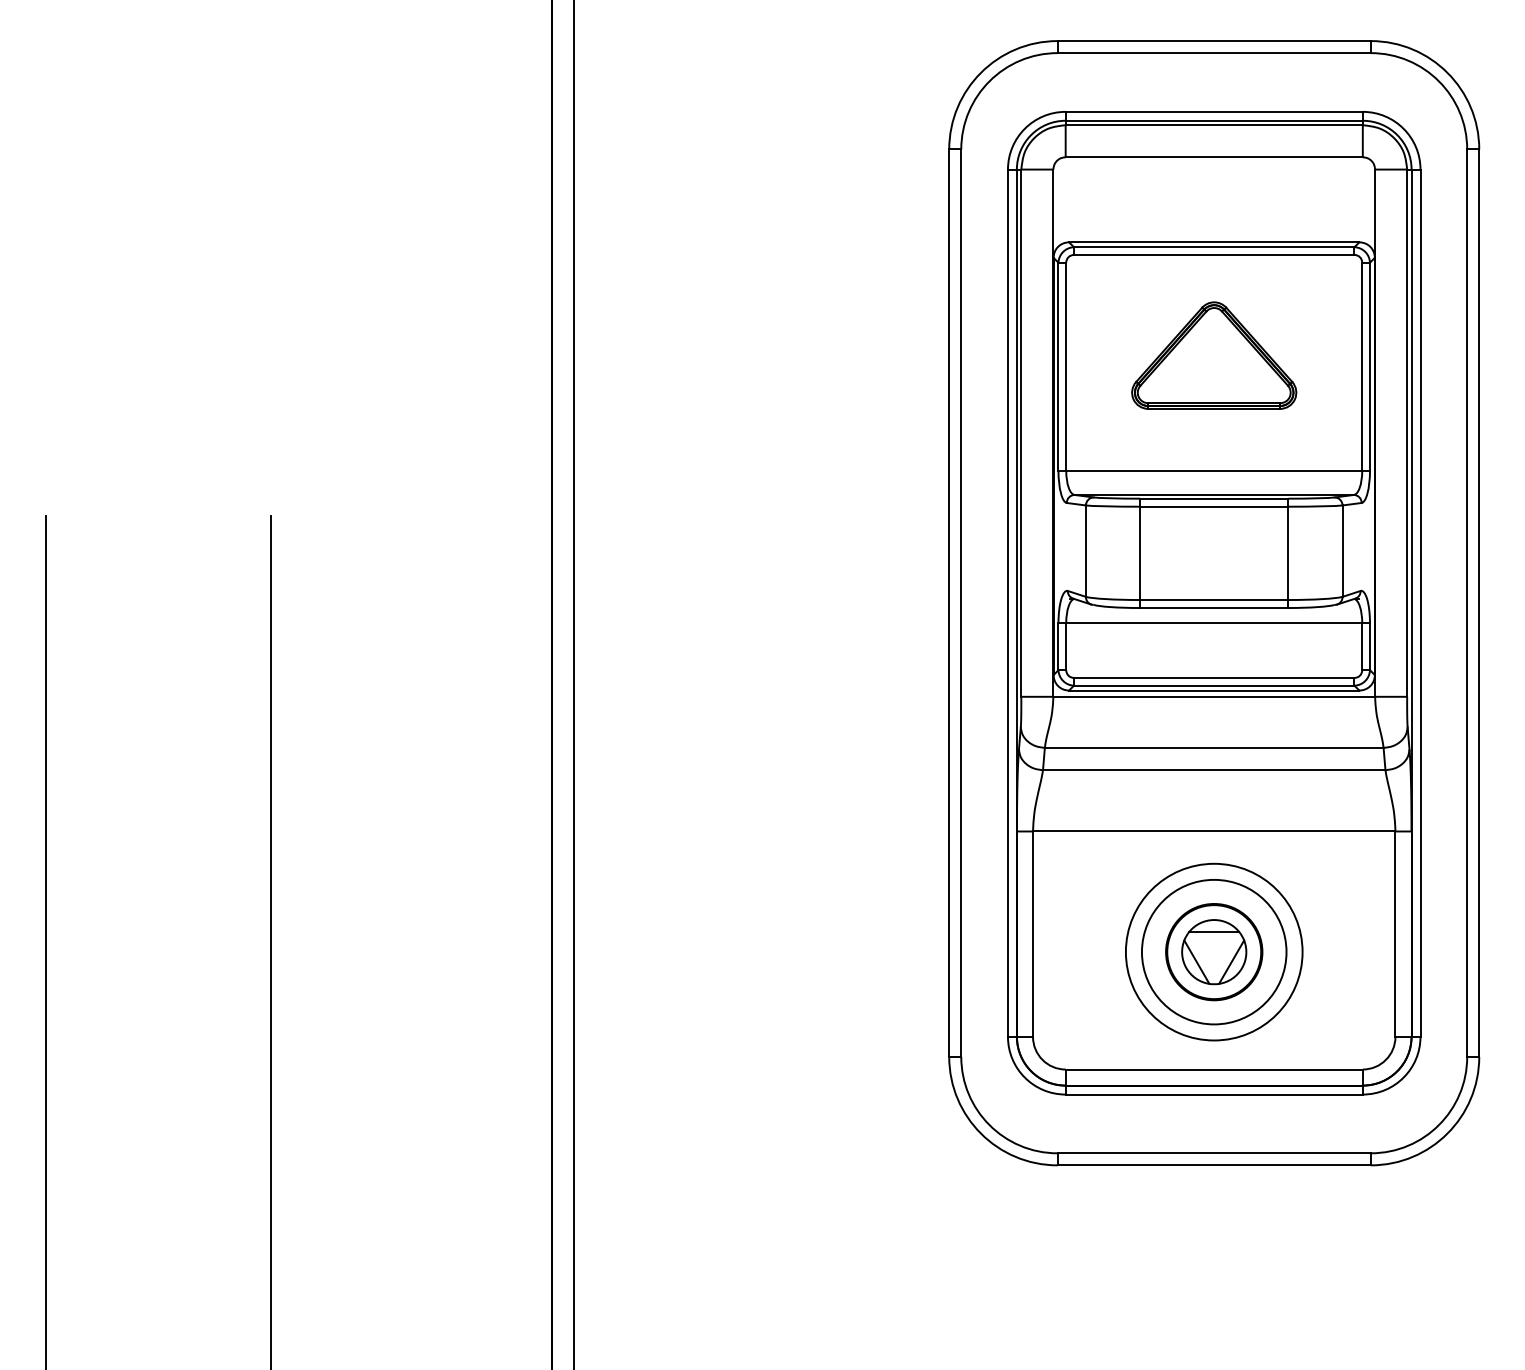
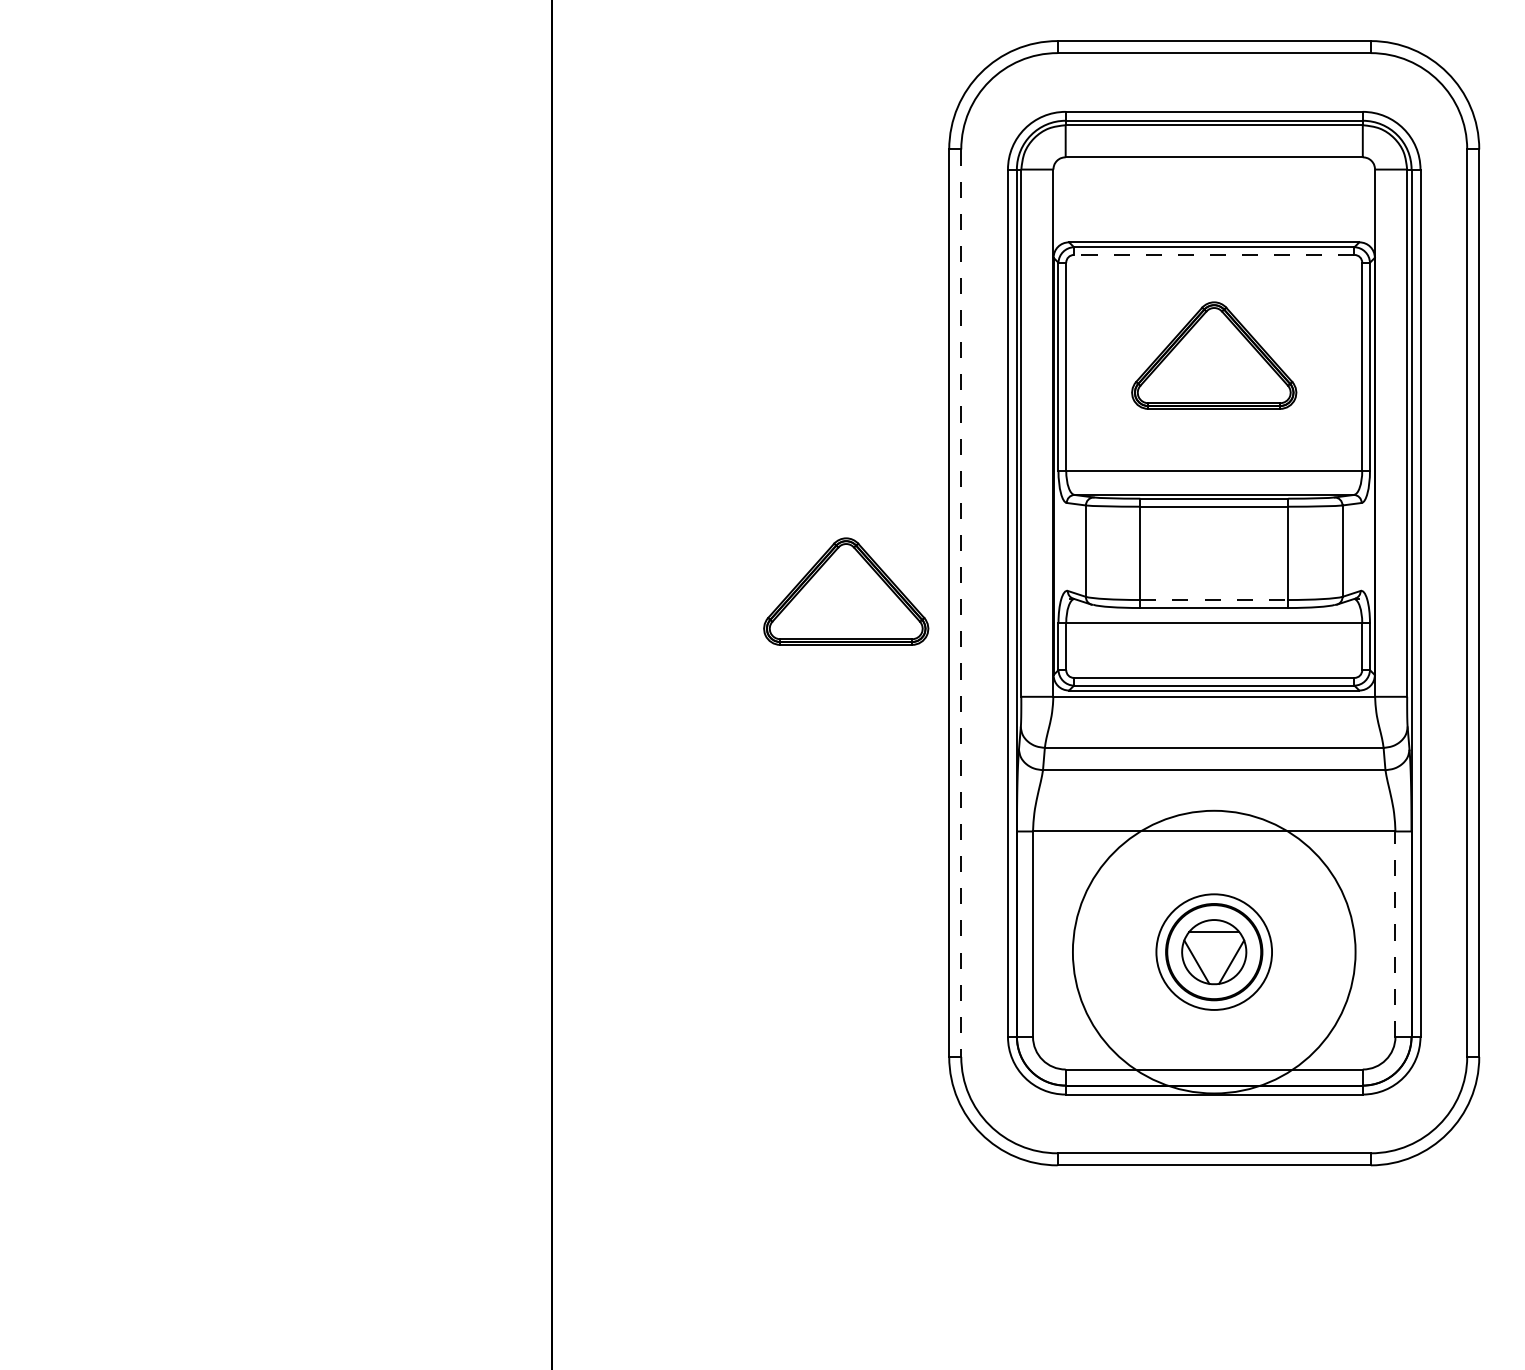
line: solid -> dashed (1213, 254)
part: none -> present (846, 591)
line: solid -> dashed (1214, 600)
line: solid -> dashed (961, 603)
line: present -> none (574, 684)
line: solid -> dashed (1395, 934)
line: present -> none (45, 940)
line: present -> none (270, 940)
circle diameter: 145 px -> 116 px (1214, 951)
circle diameter: 177 px -> 283 px (1213, 951)
